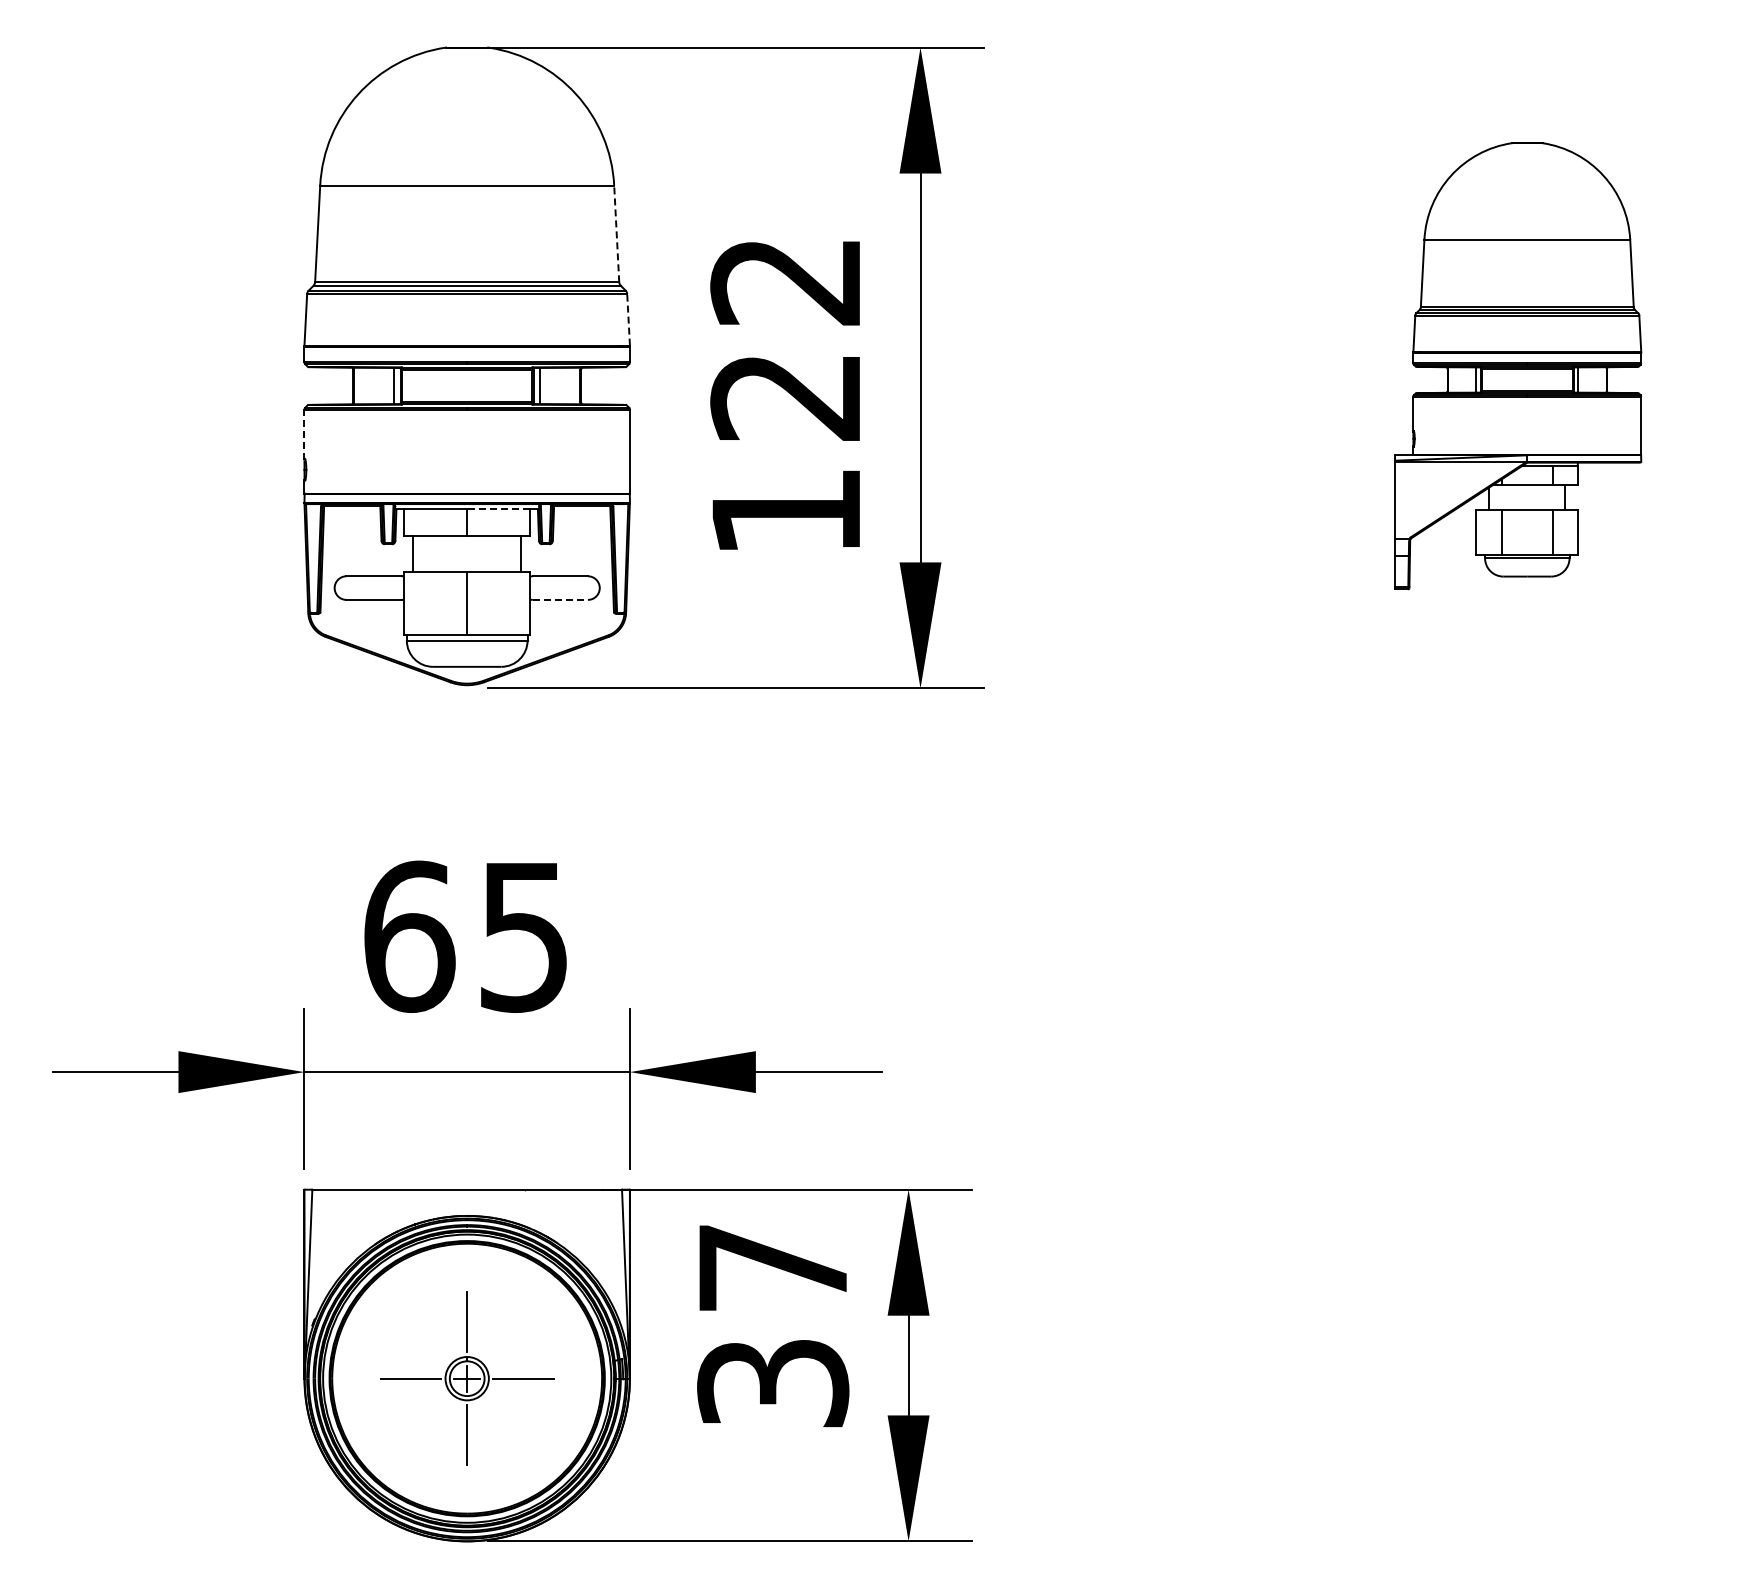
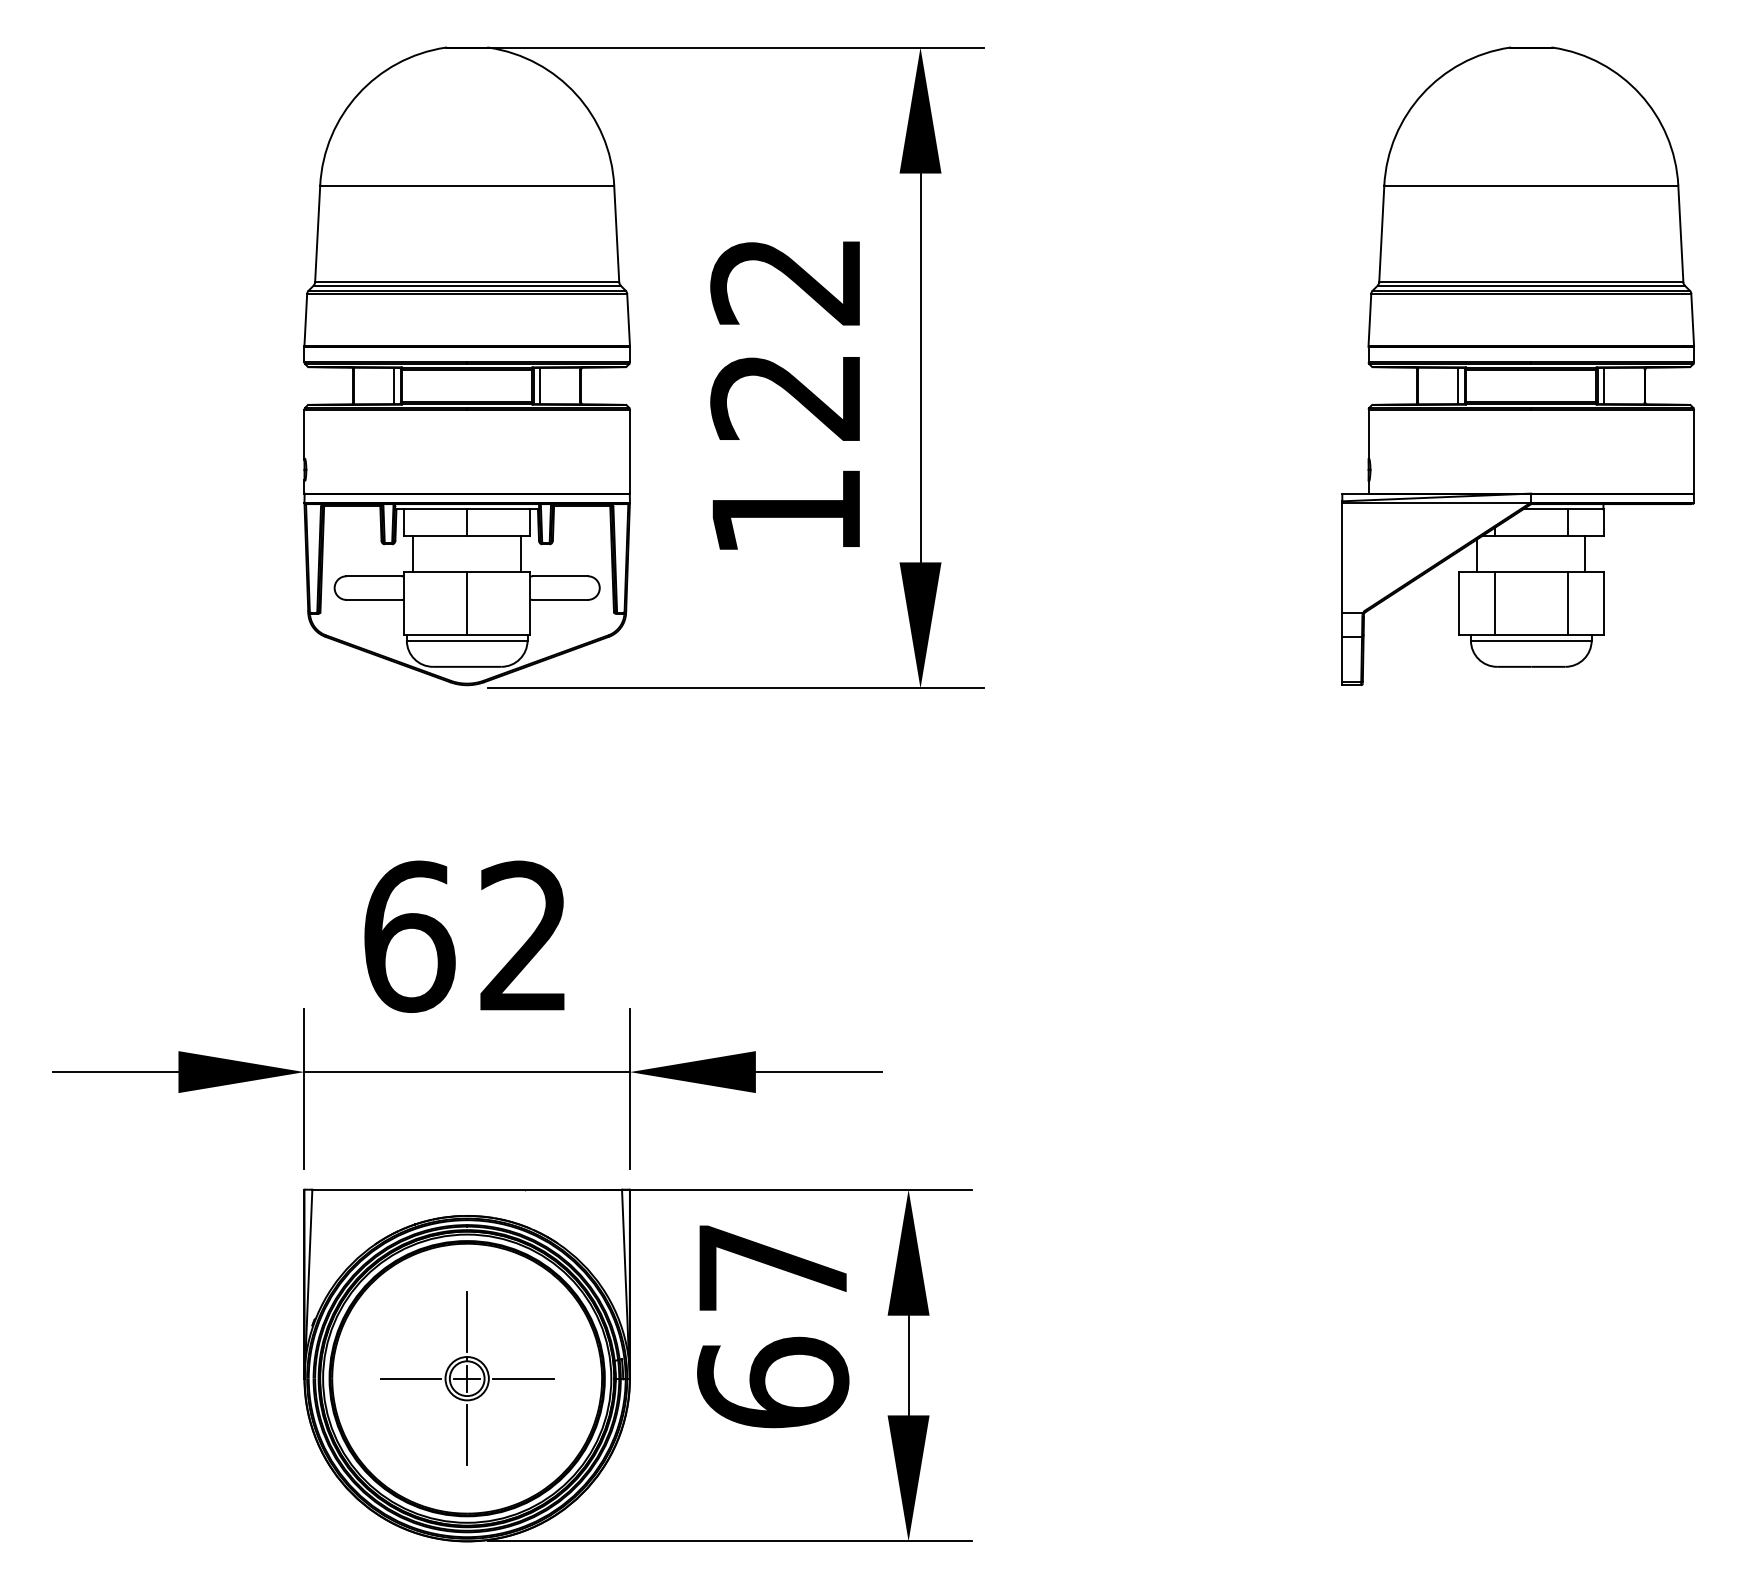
line: dashed -> solid (616, 233)
line: dashed -> solid (628, 319)
part size: 249x449 px -> 354x640 px (1517, 365)
line: dashed -> solid (304, 434)
line: dashed -> solid (499, 509)
line: dashed -> solid (560, 599)
text: 65 -> 62 (523, 936)
text: 37 -> 67 (773, 1382)
